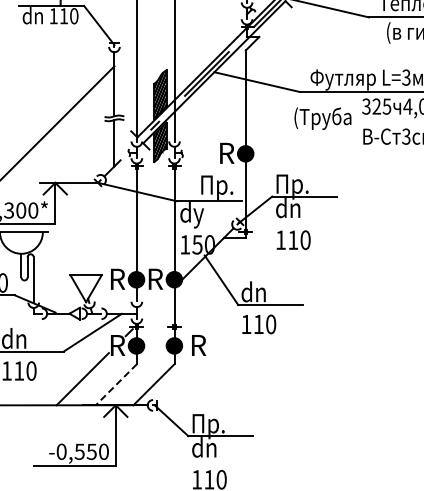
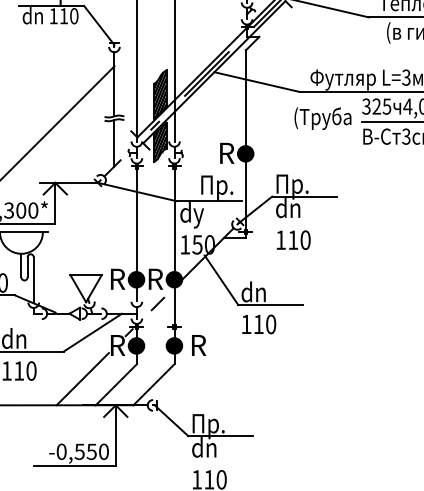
line: none -> present (390, 121)
line: none -> present (157, 303)
line: dashed -> solid (115, 385)
